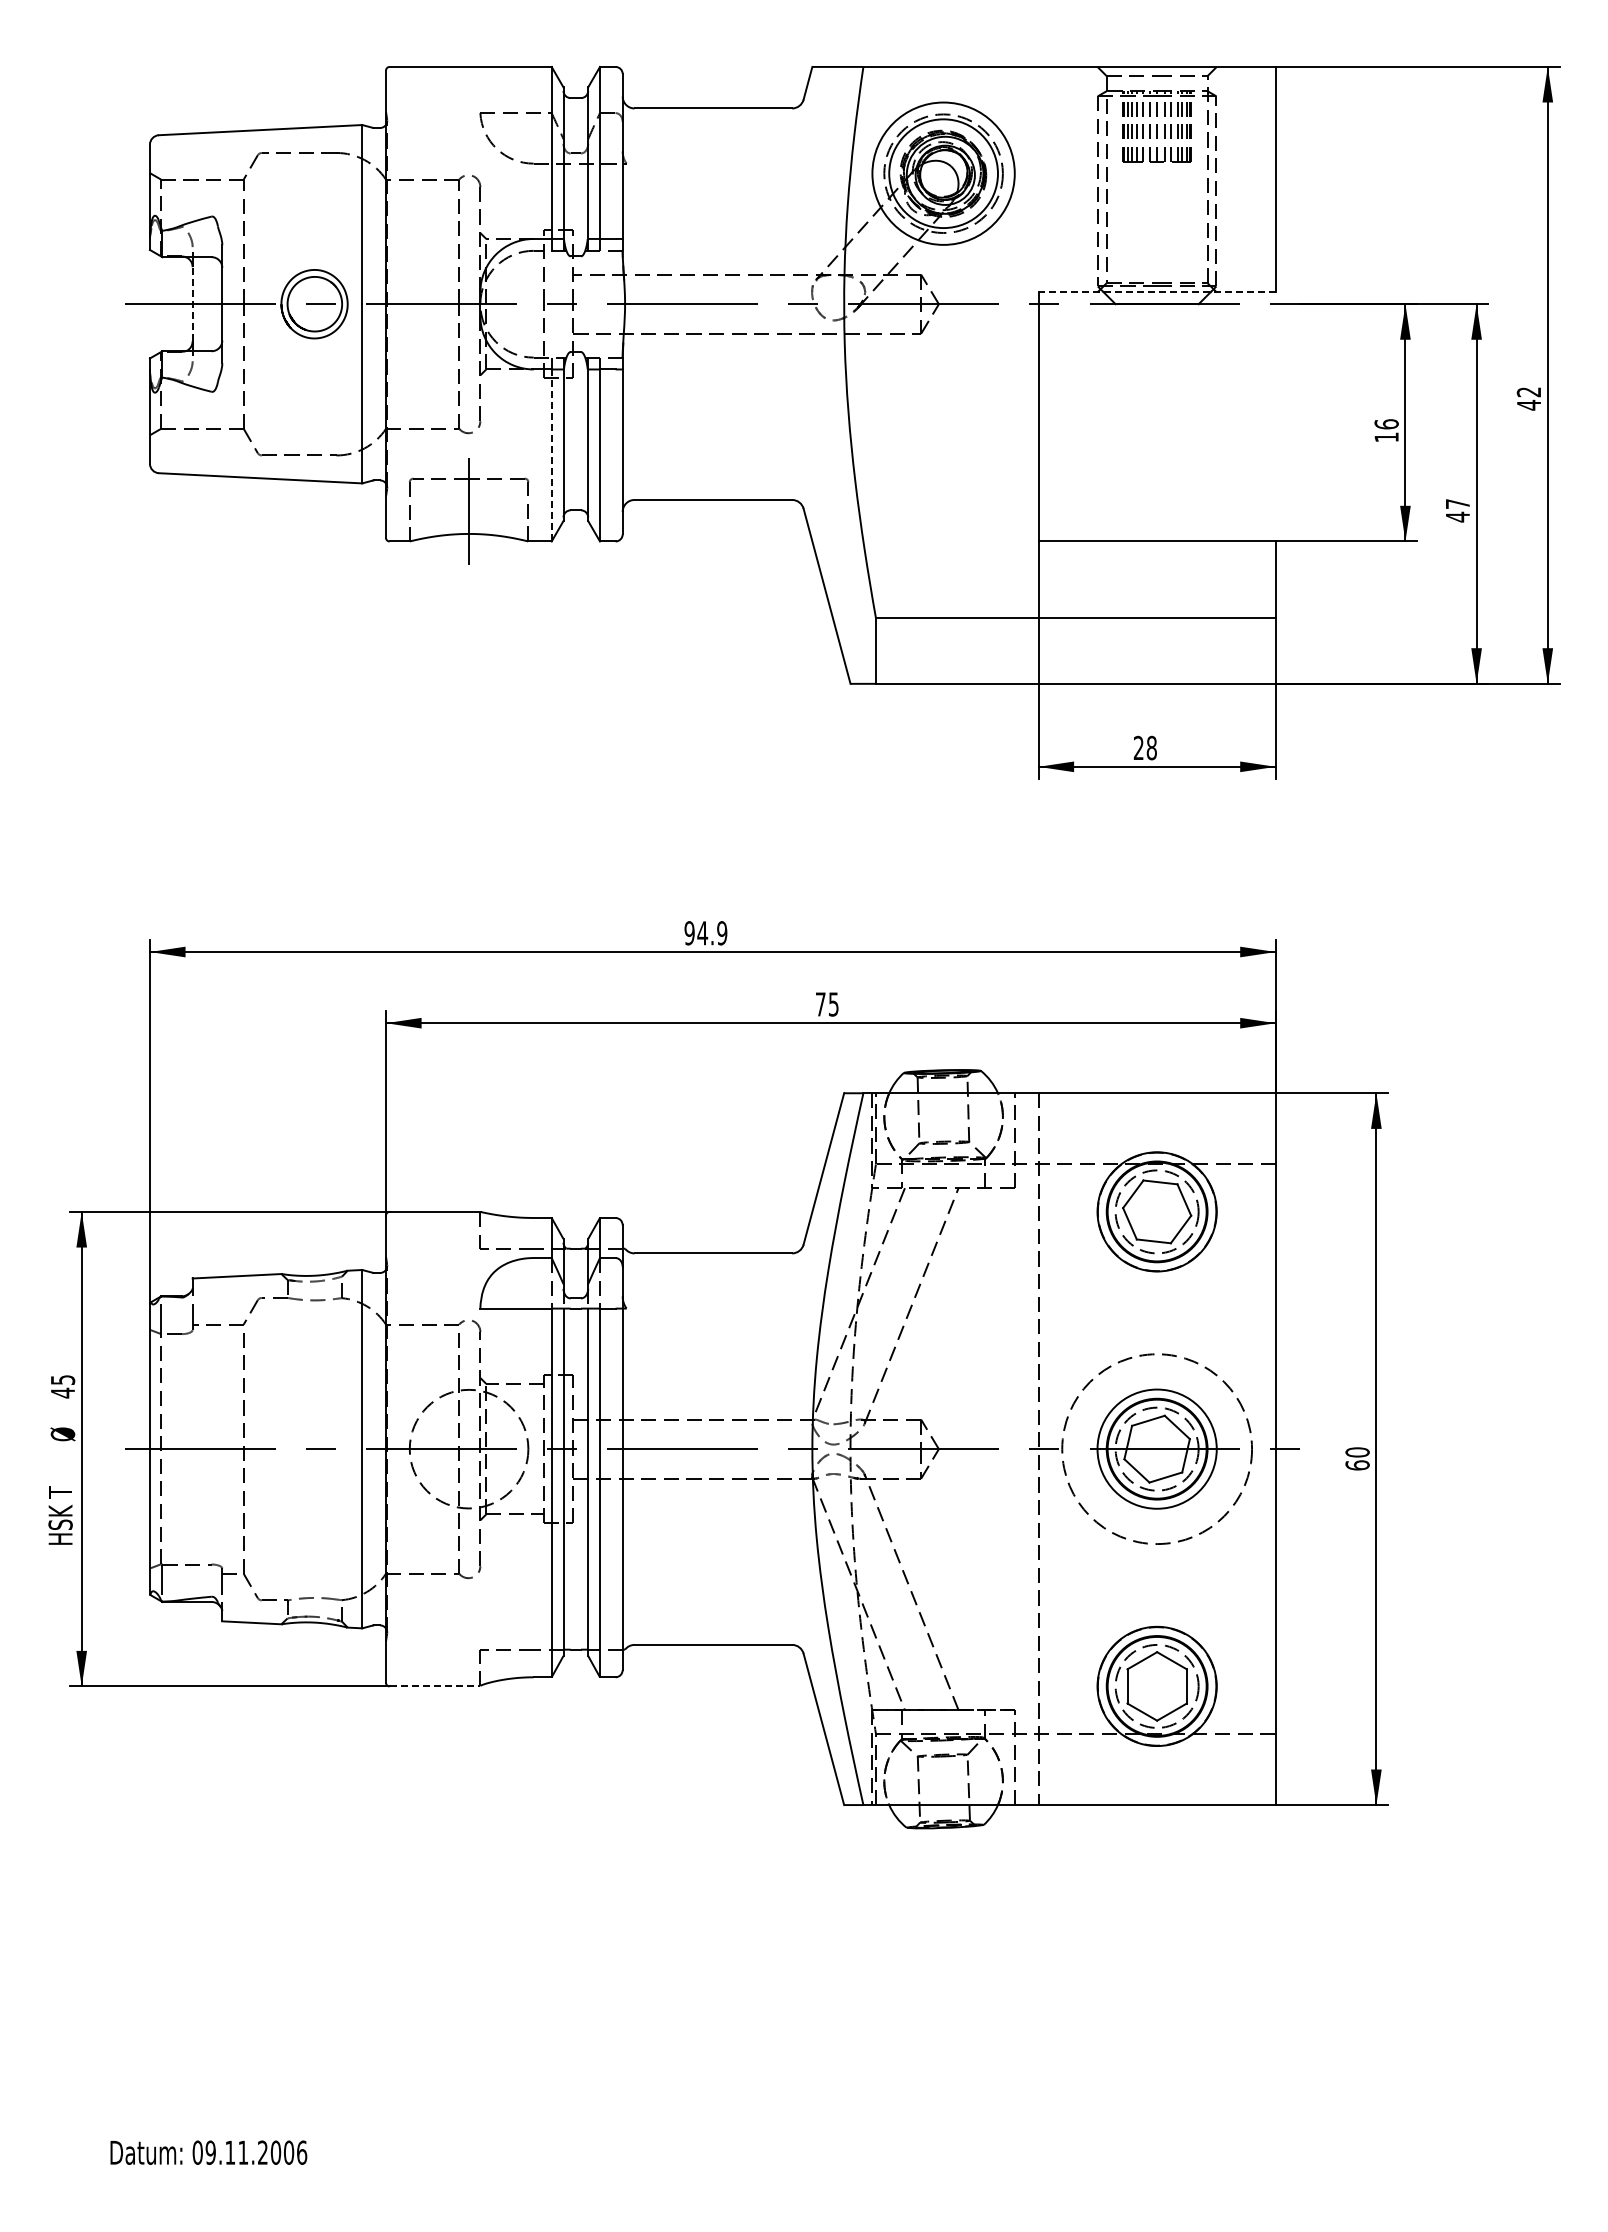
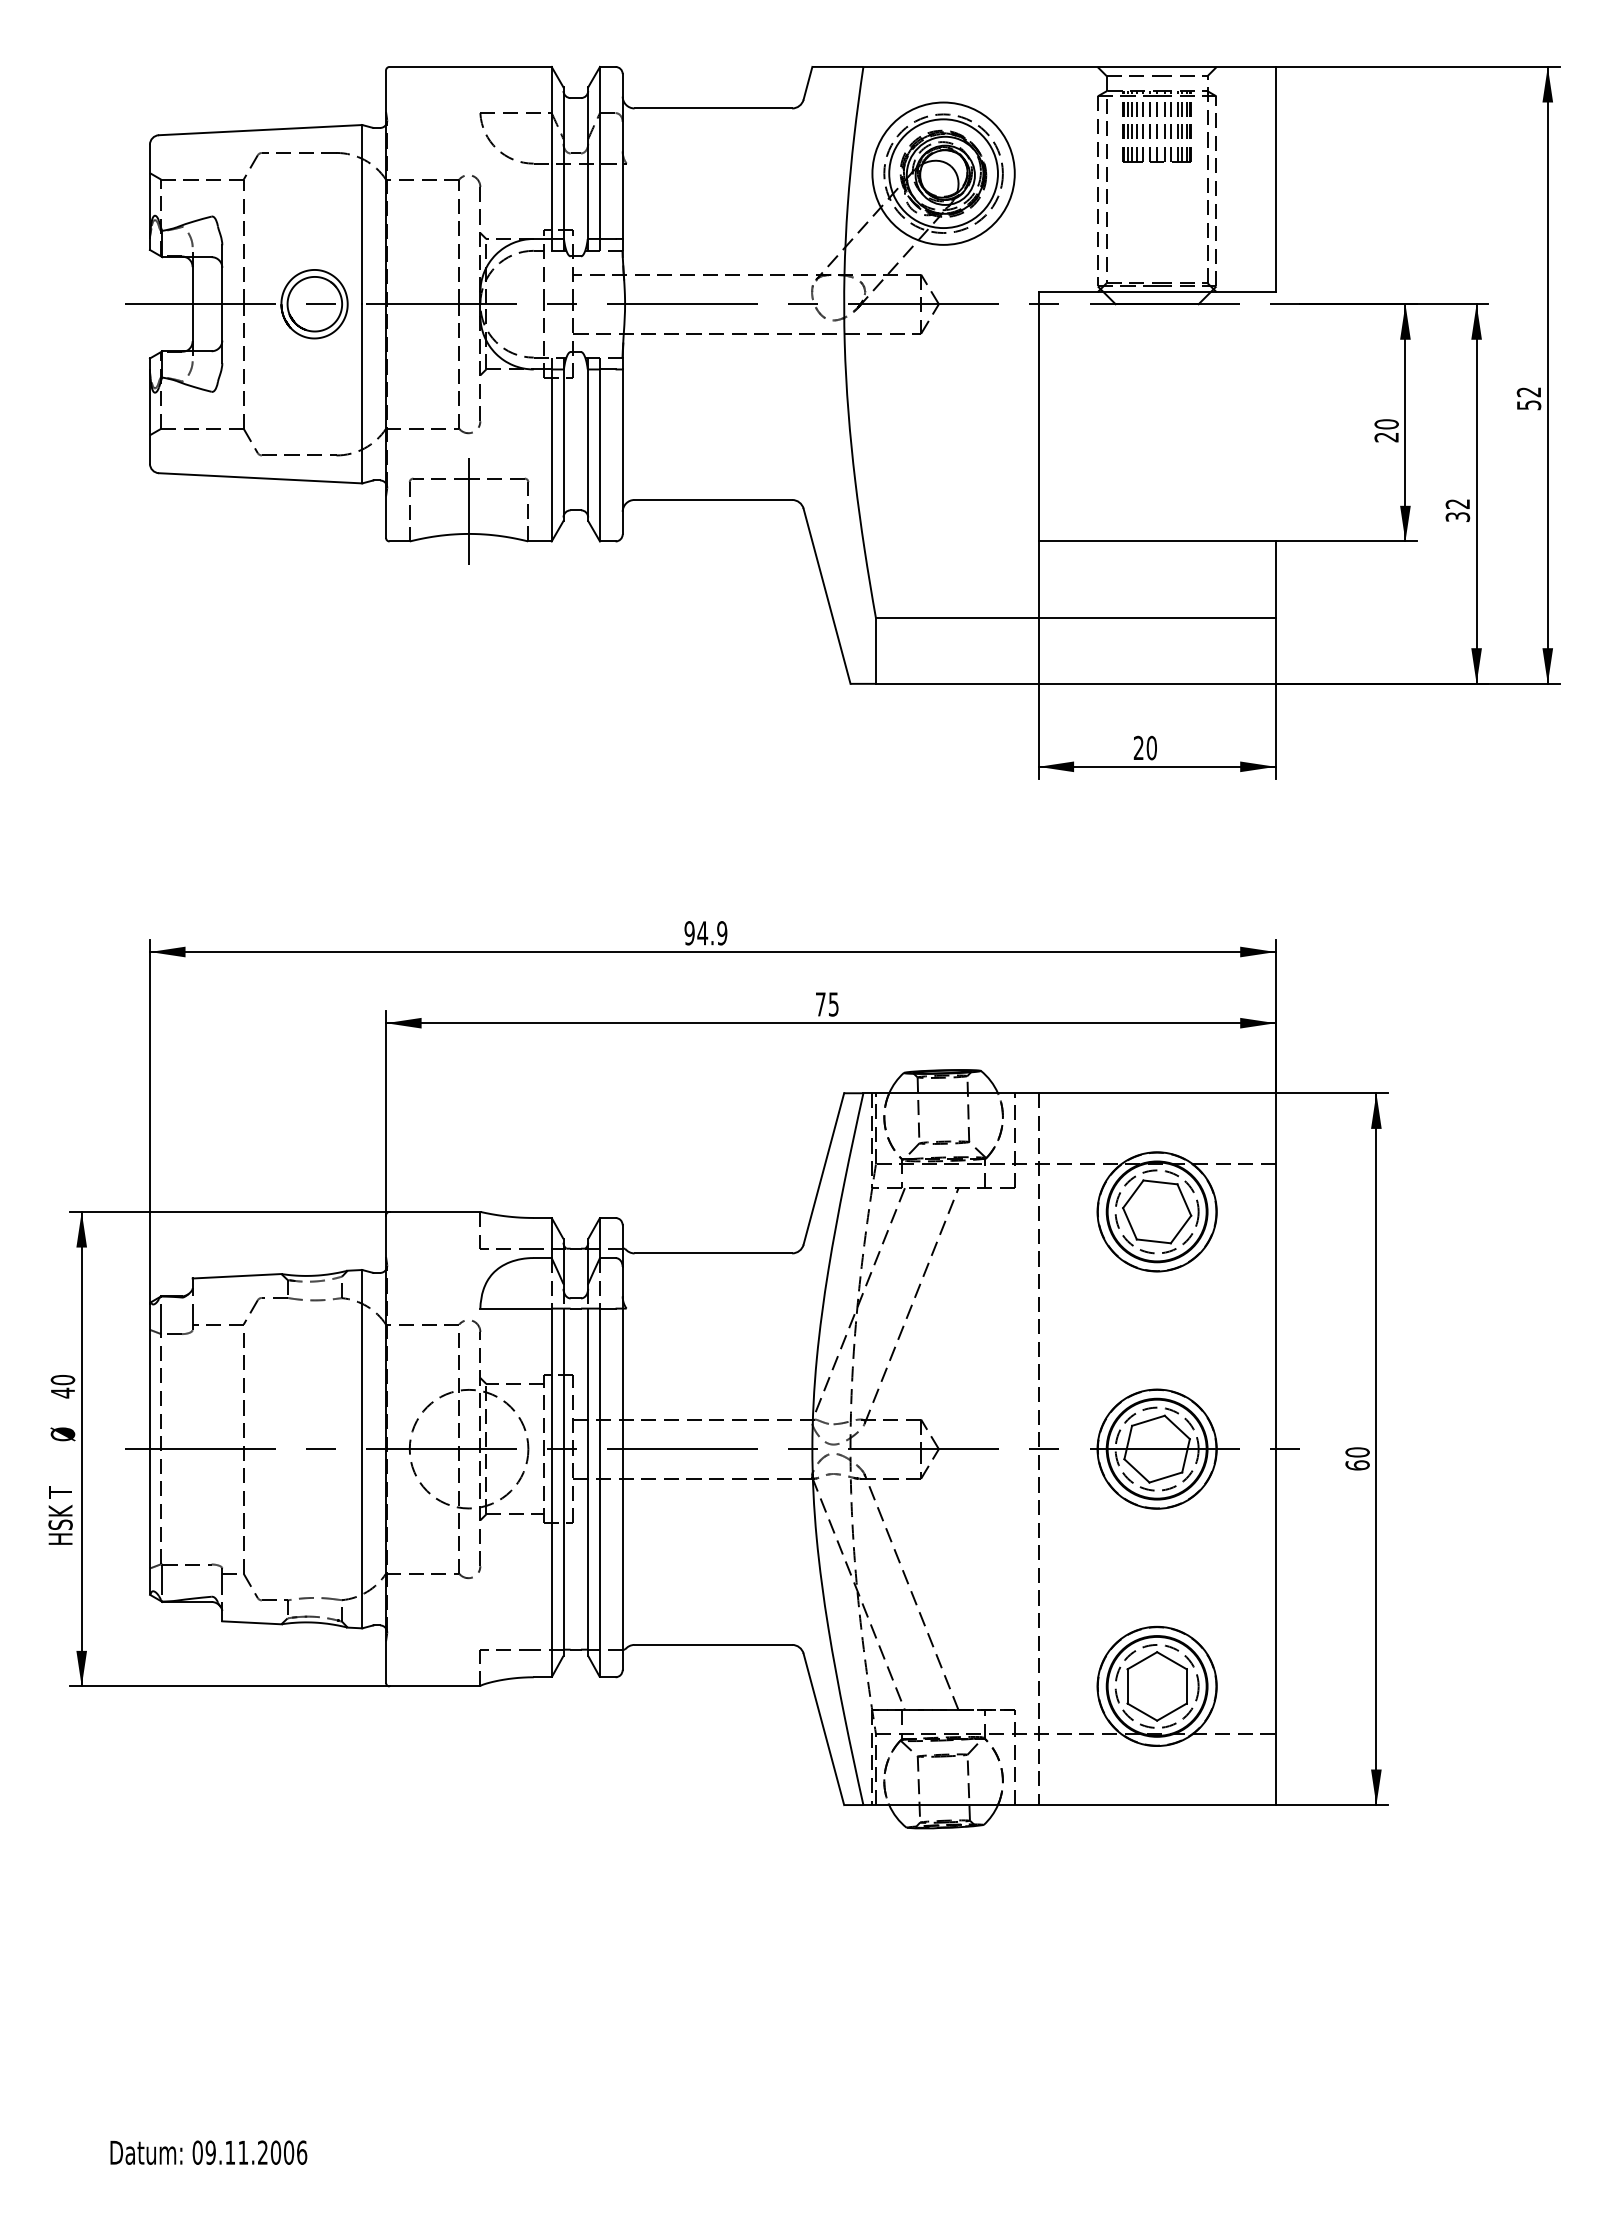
line: dashed -> solid (1157, 292)
line: dashed -> solid (192, 303)
text: 42 -> 52 (1529, 404)
text: 16 -> 20 (1386, 430)
line: dashed -> solid (551, 454)
text: 47 -> 32 (1457, 510)
text: 28 -> 20 (1151, 747)
text: 45 -> 40 (62, 1380)
circle diameter: 190 px -> 119 px (1156, 1448)
line: dashed -> solid (435, 1686)
